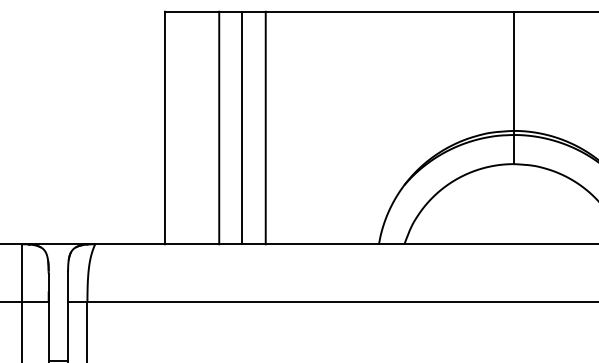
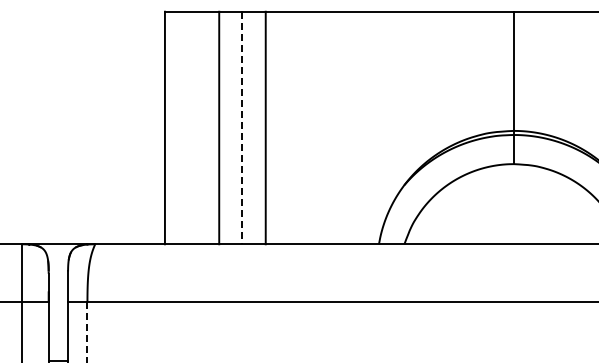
line: solid -> dashed (242, 128)
line: solid -> dashed (87, 332)
